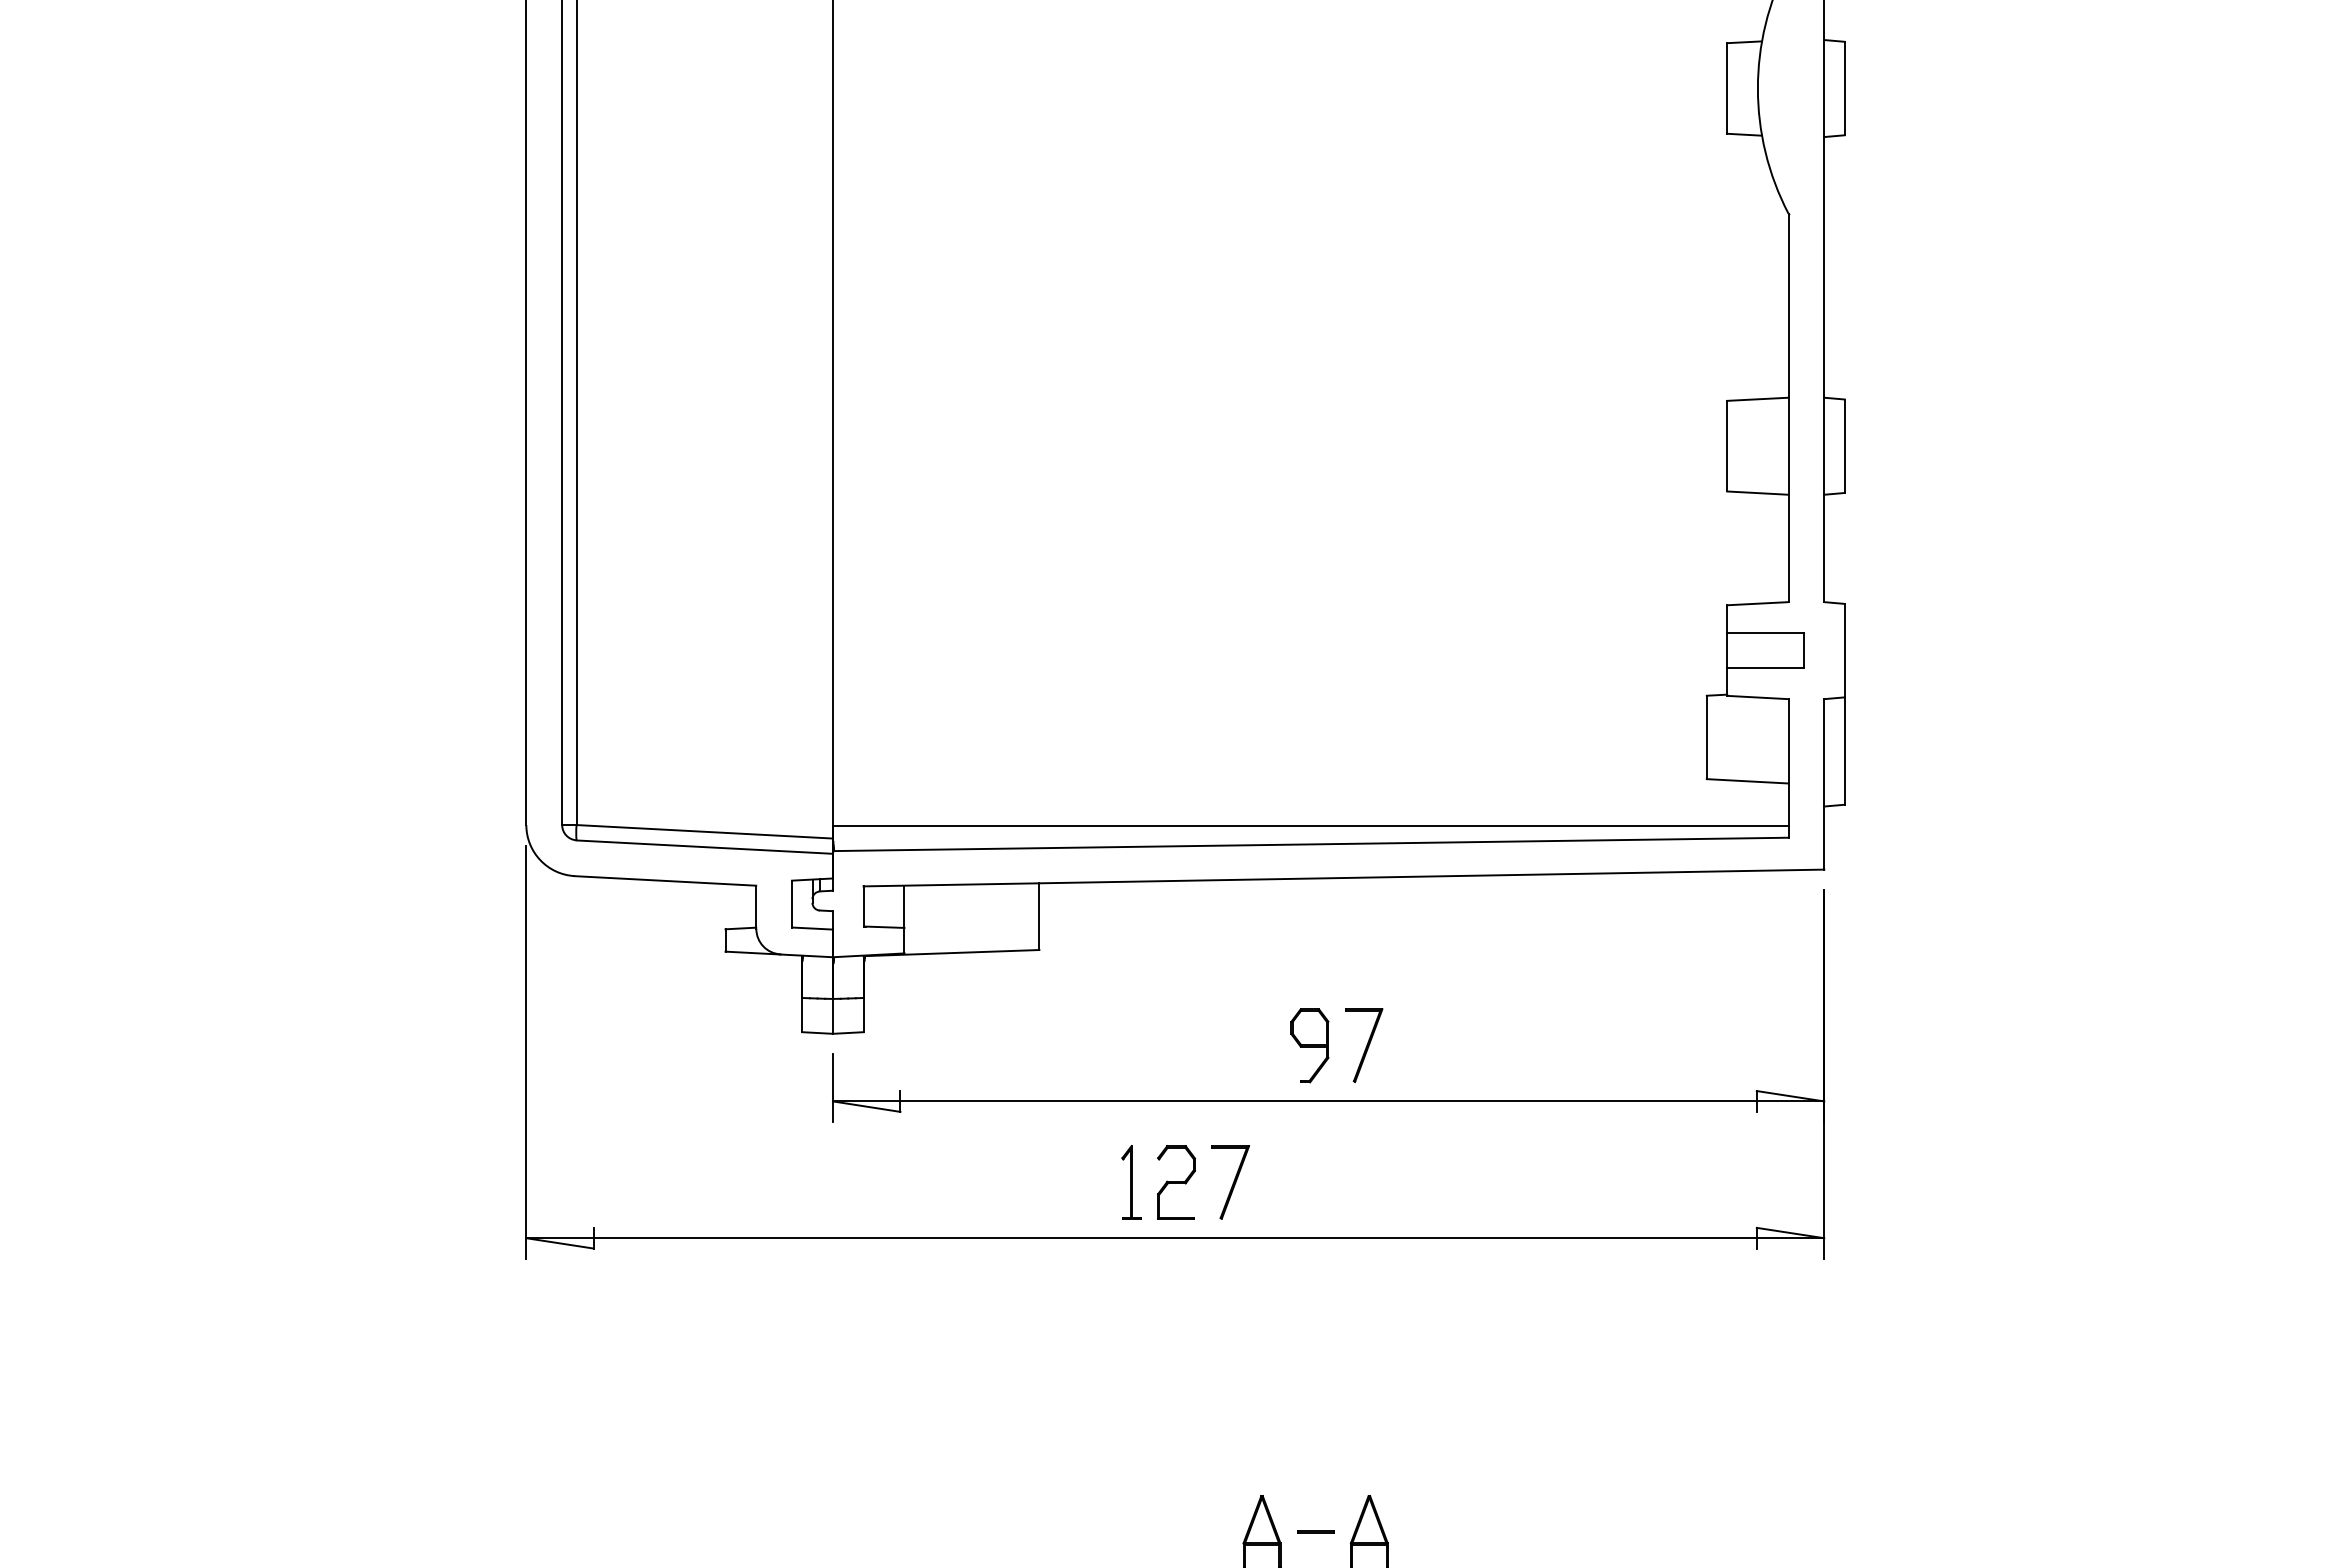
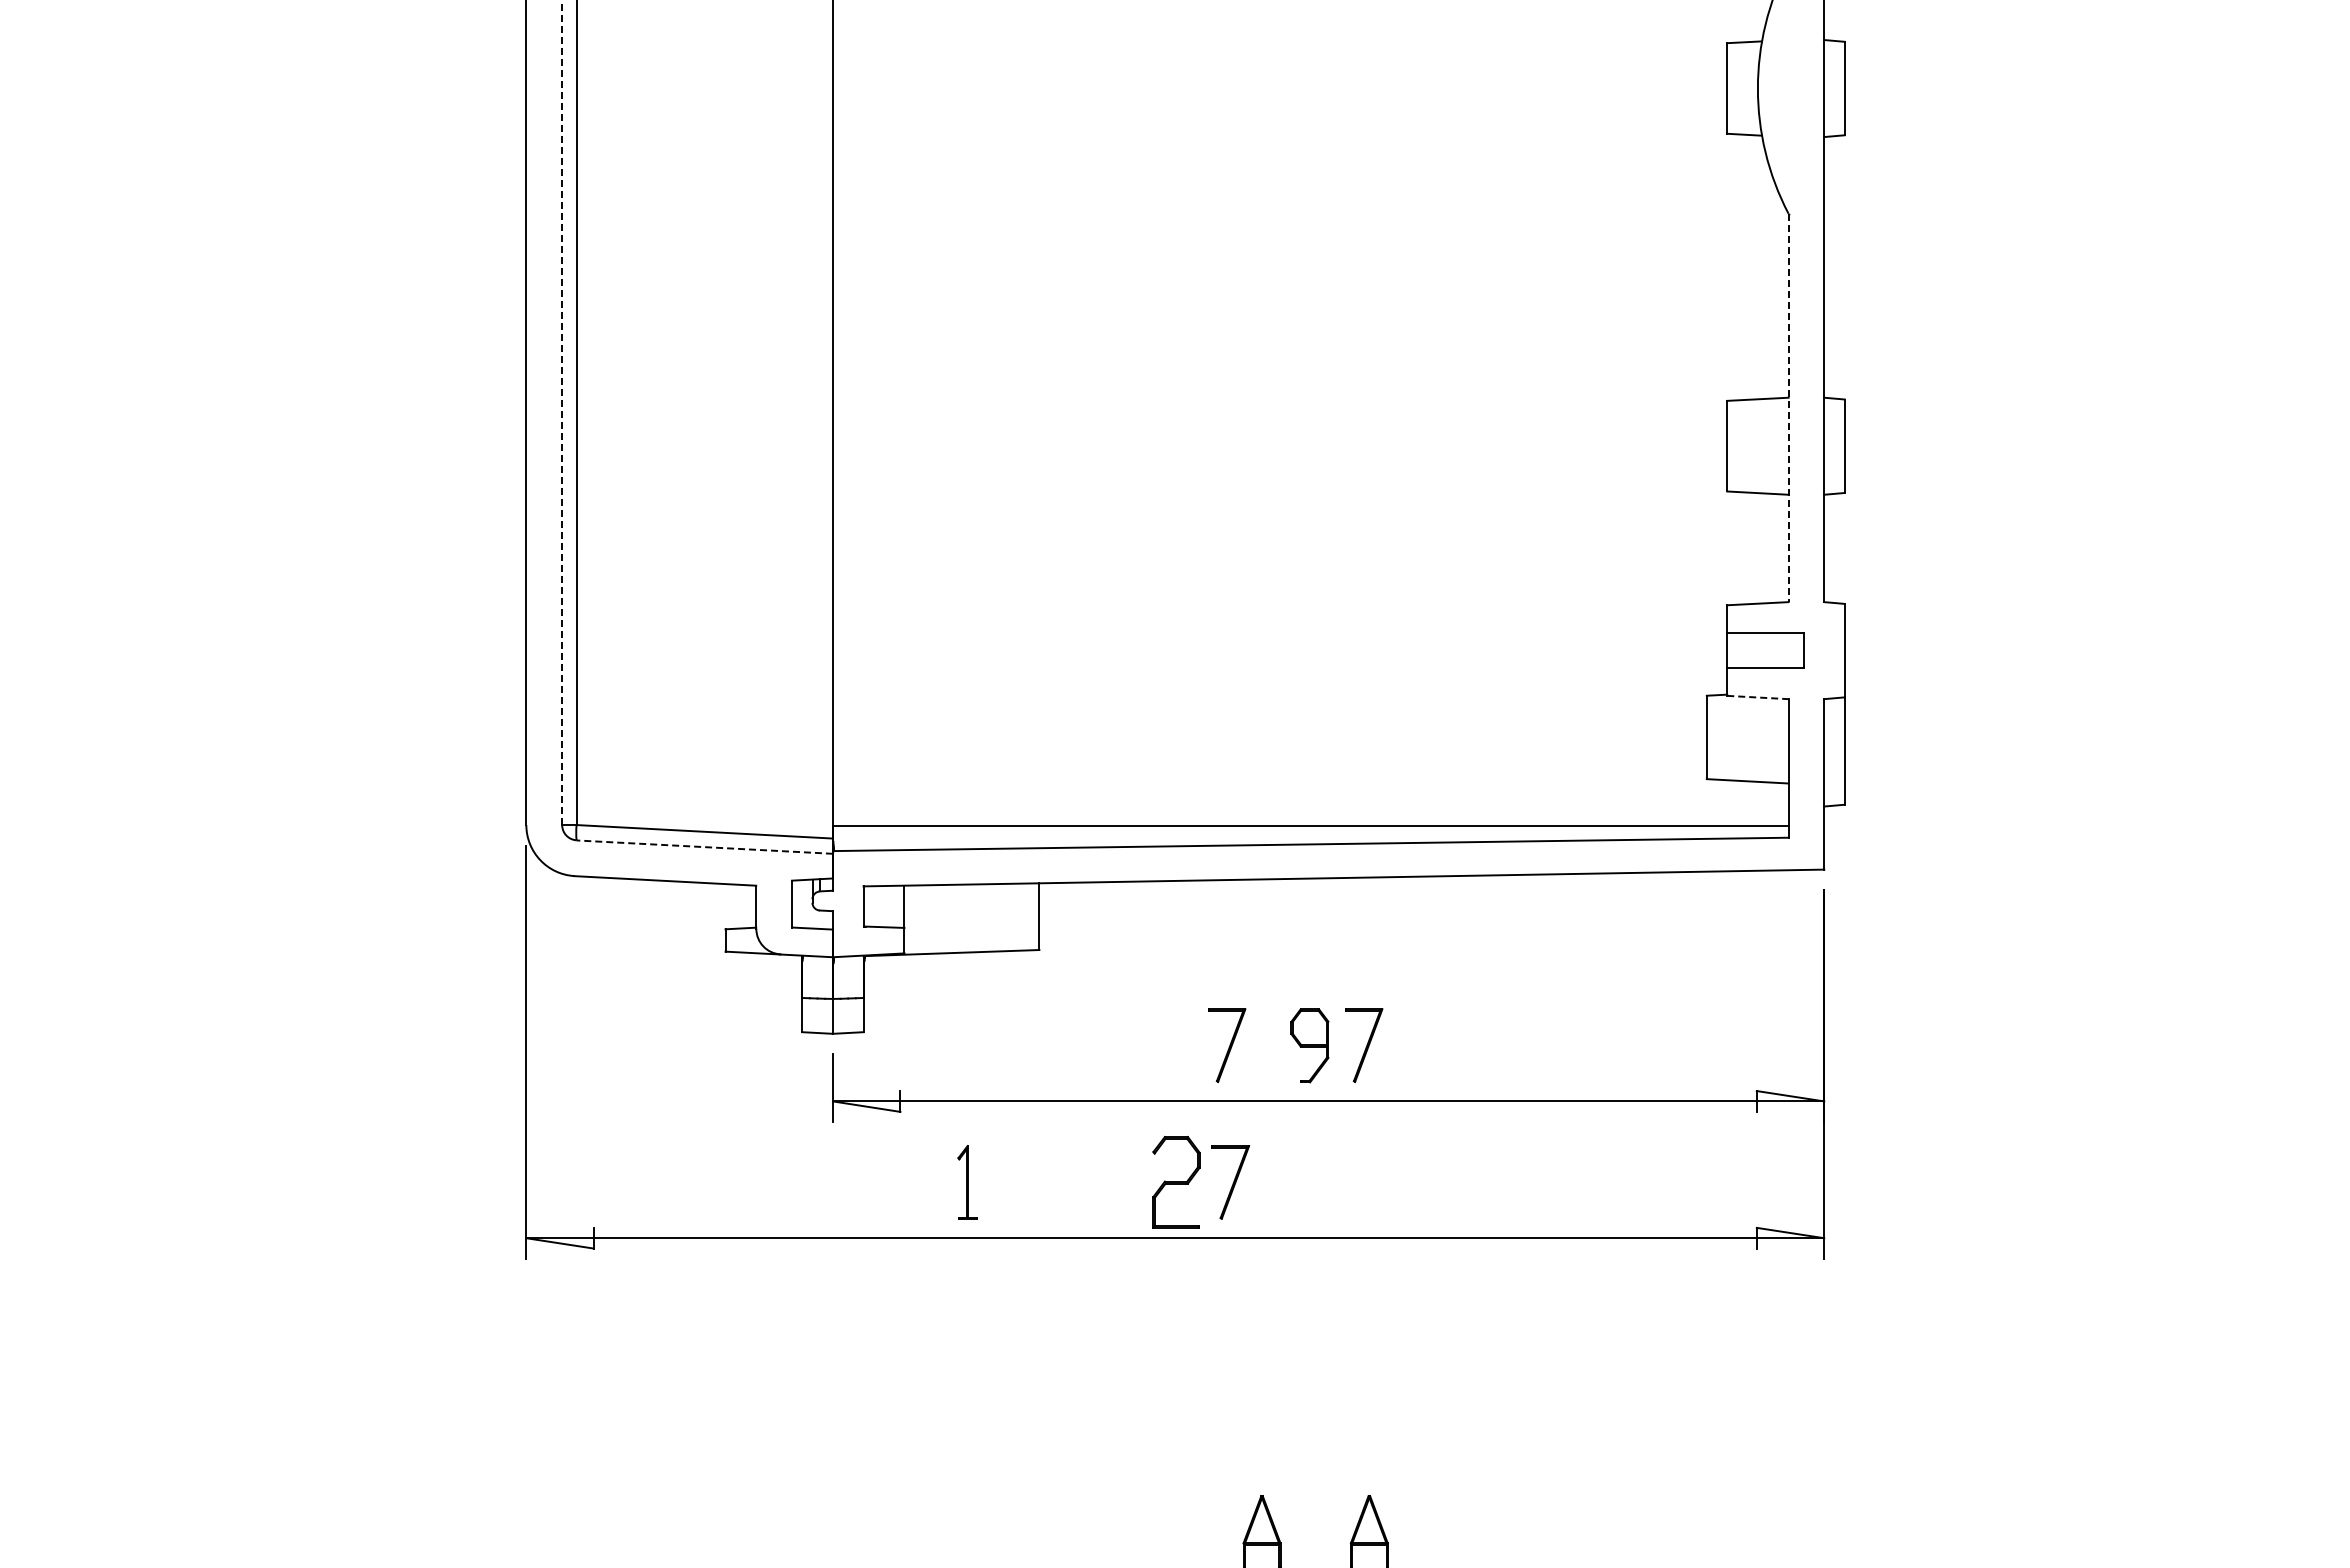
line: solid -> dashed (1788, 408)
line: solid -> dashed (562, 412)
line: solid -> dashed (1757, 697)
line: solid -> dashed (704, 847)
part: none -> present (1227, 1045)
part position: (1131, 1182) -> (967, 1182) (967, 1182)
part size: 40x75 px -> 49x93 px (1176, 1182)
line: present -> none (1315, 1531)
